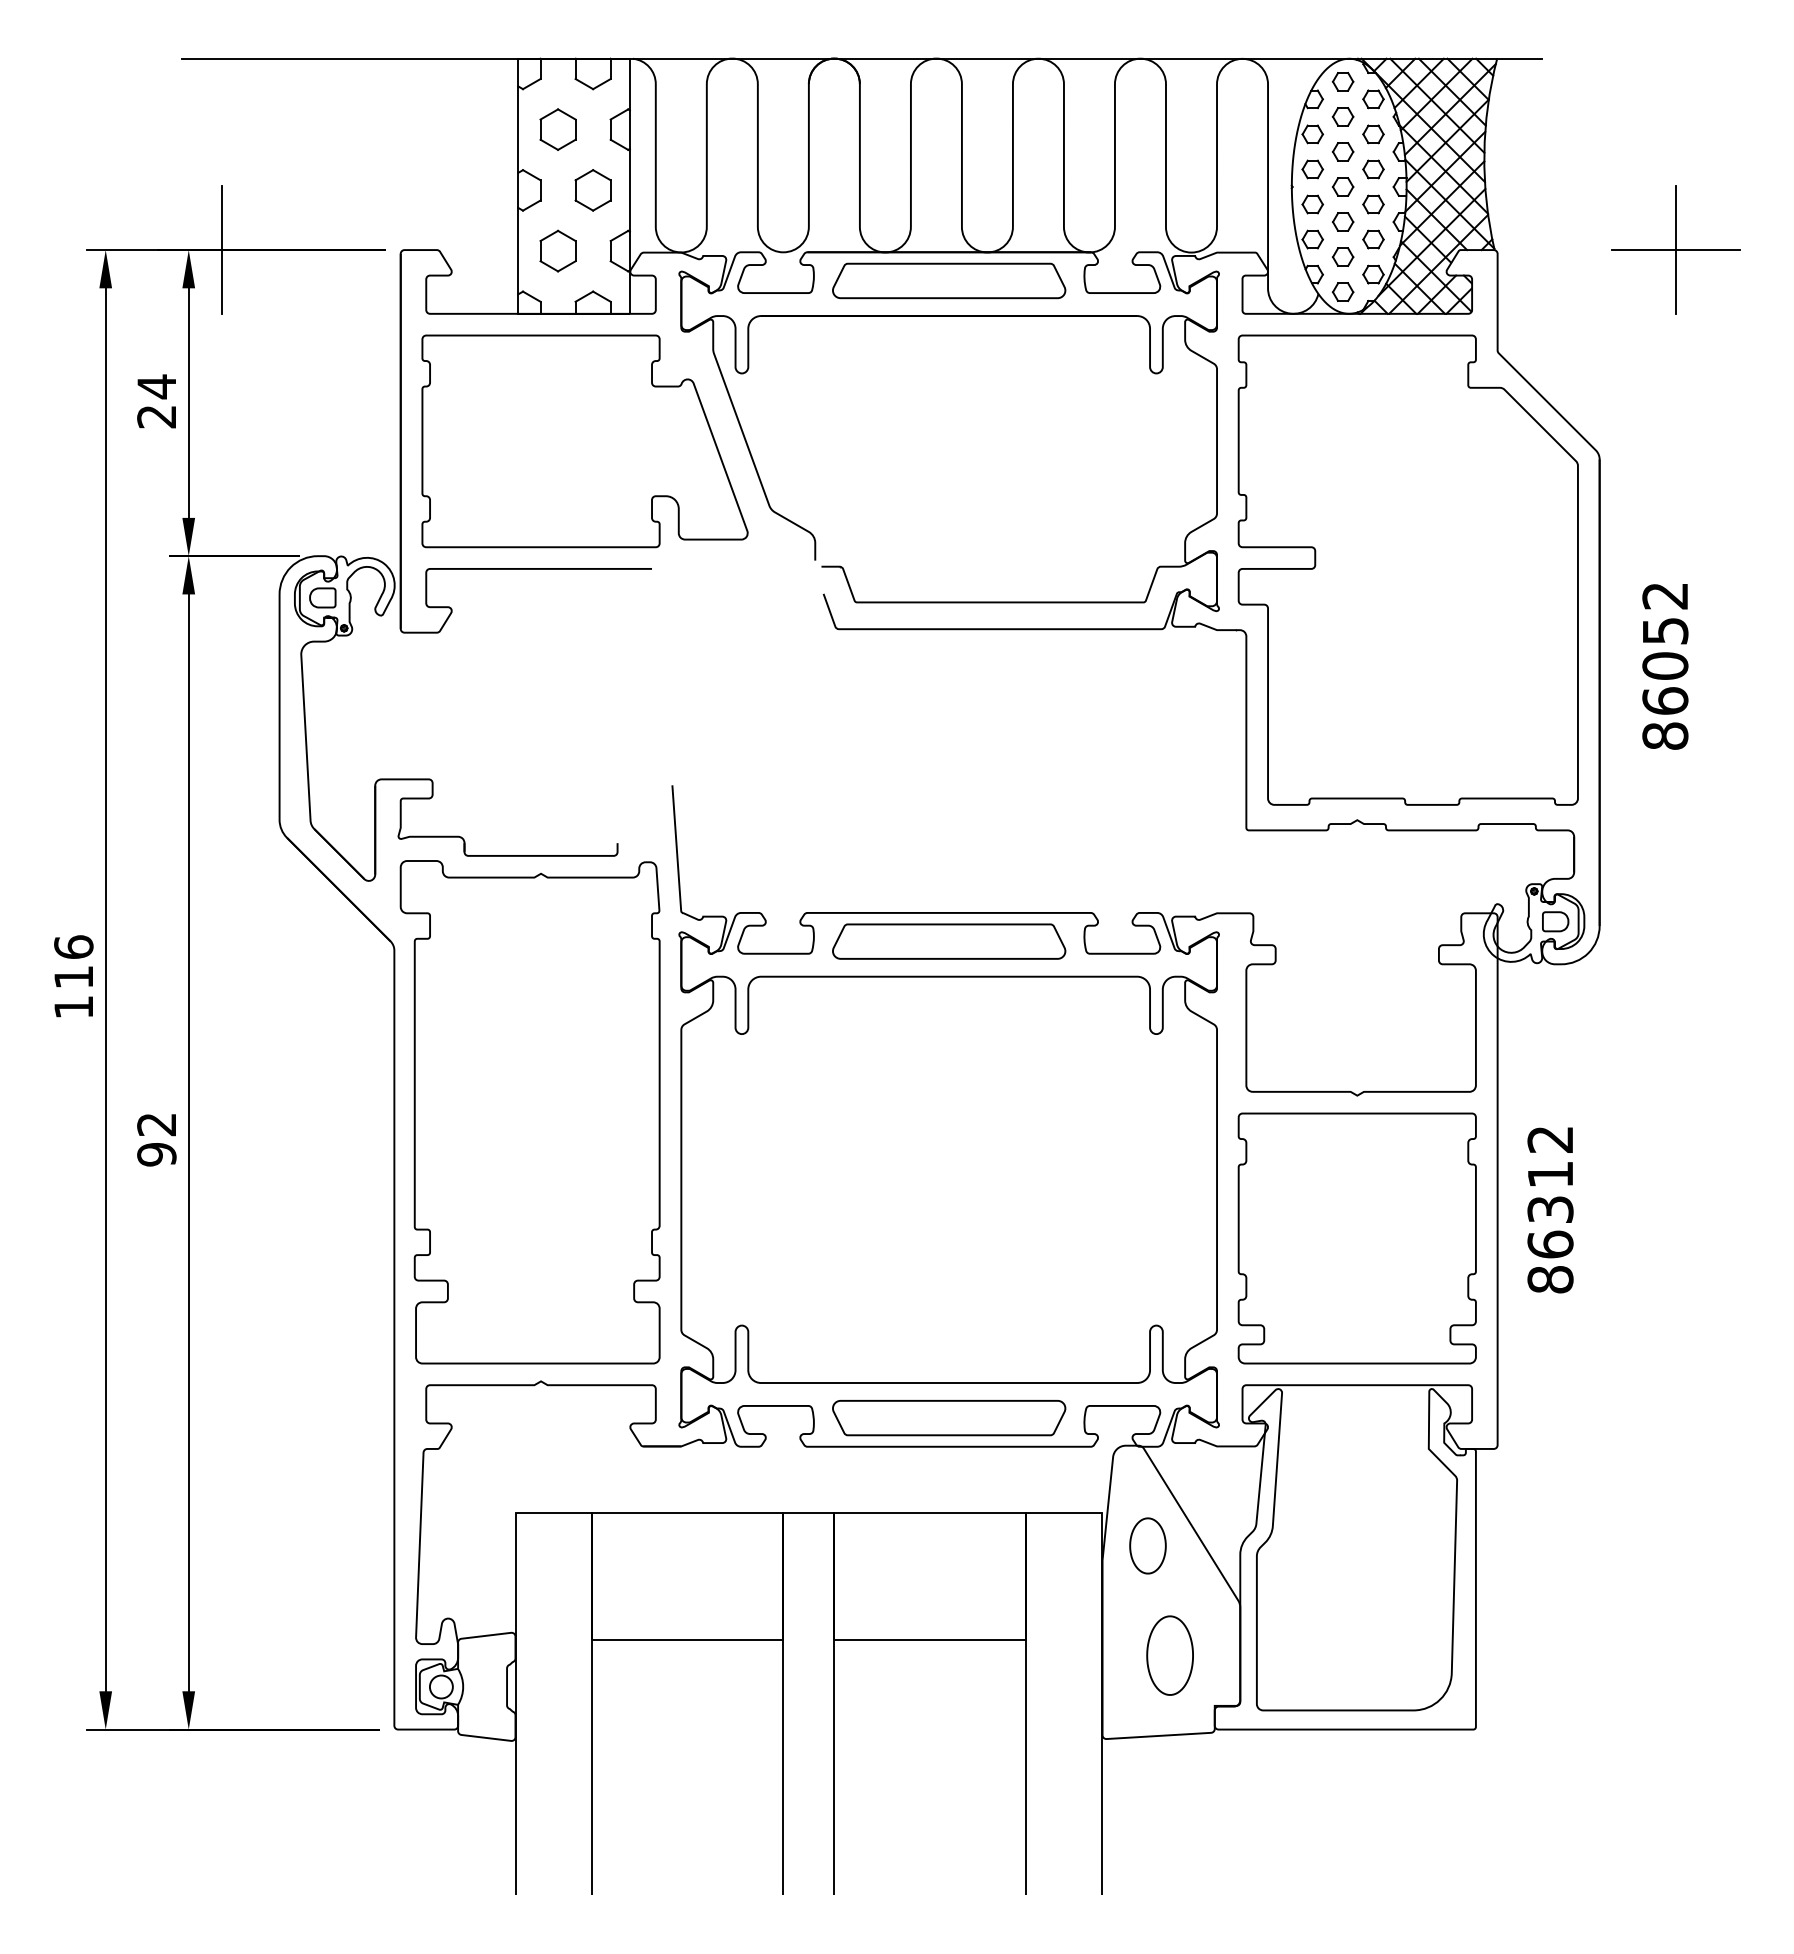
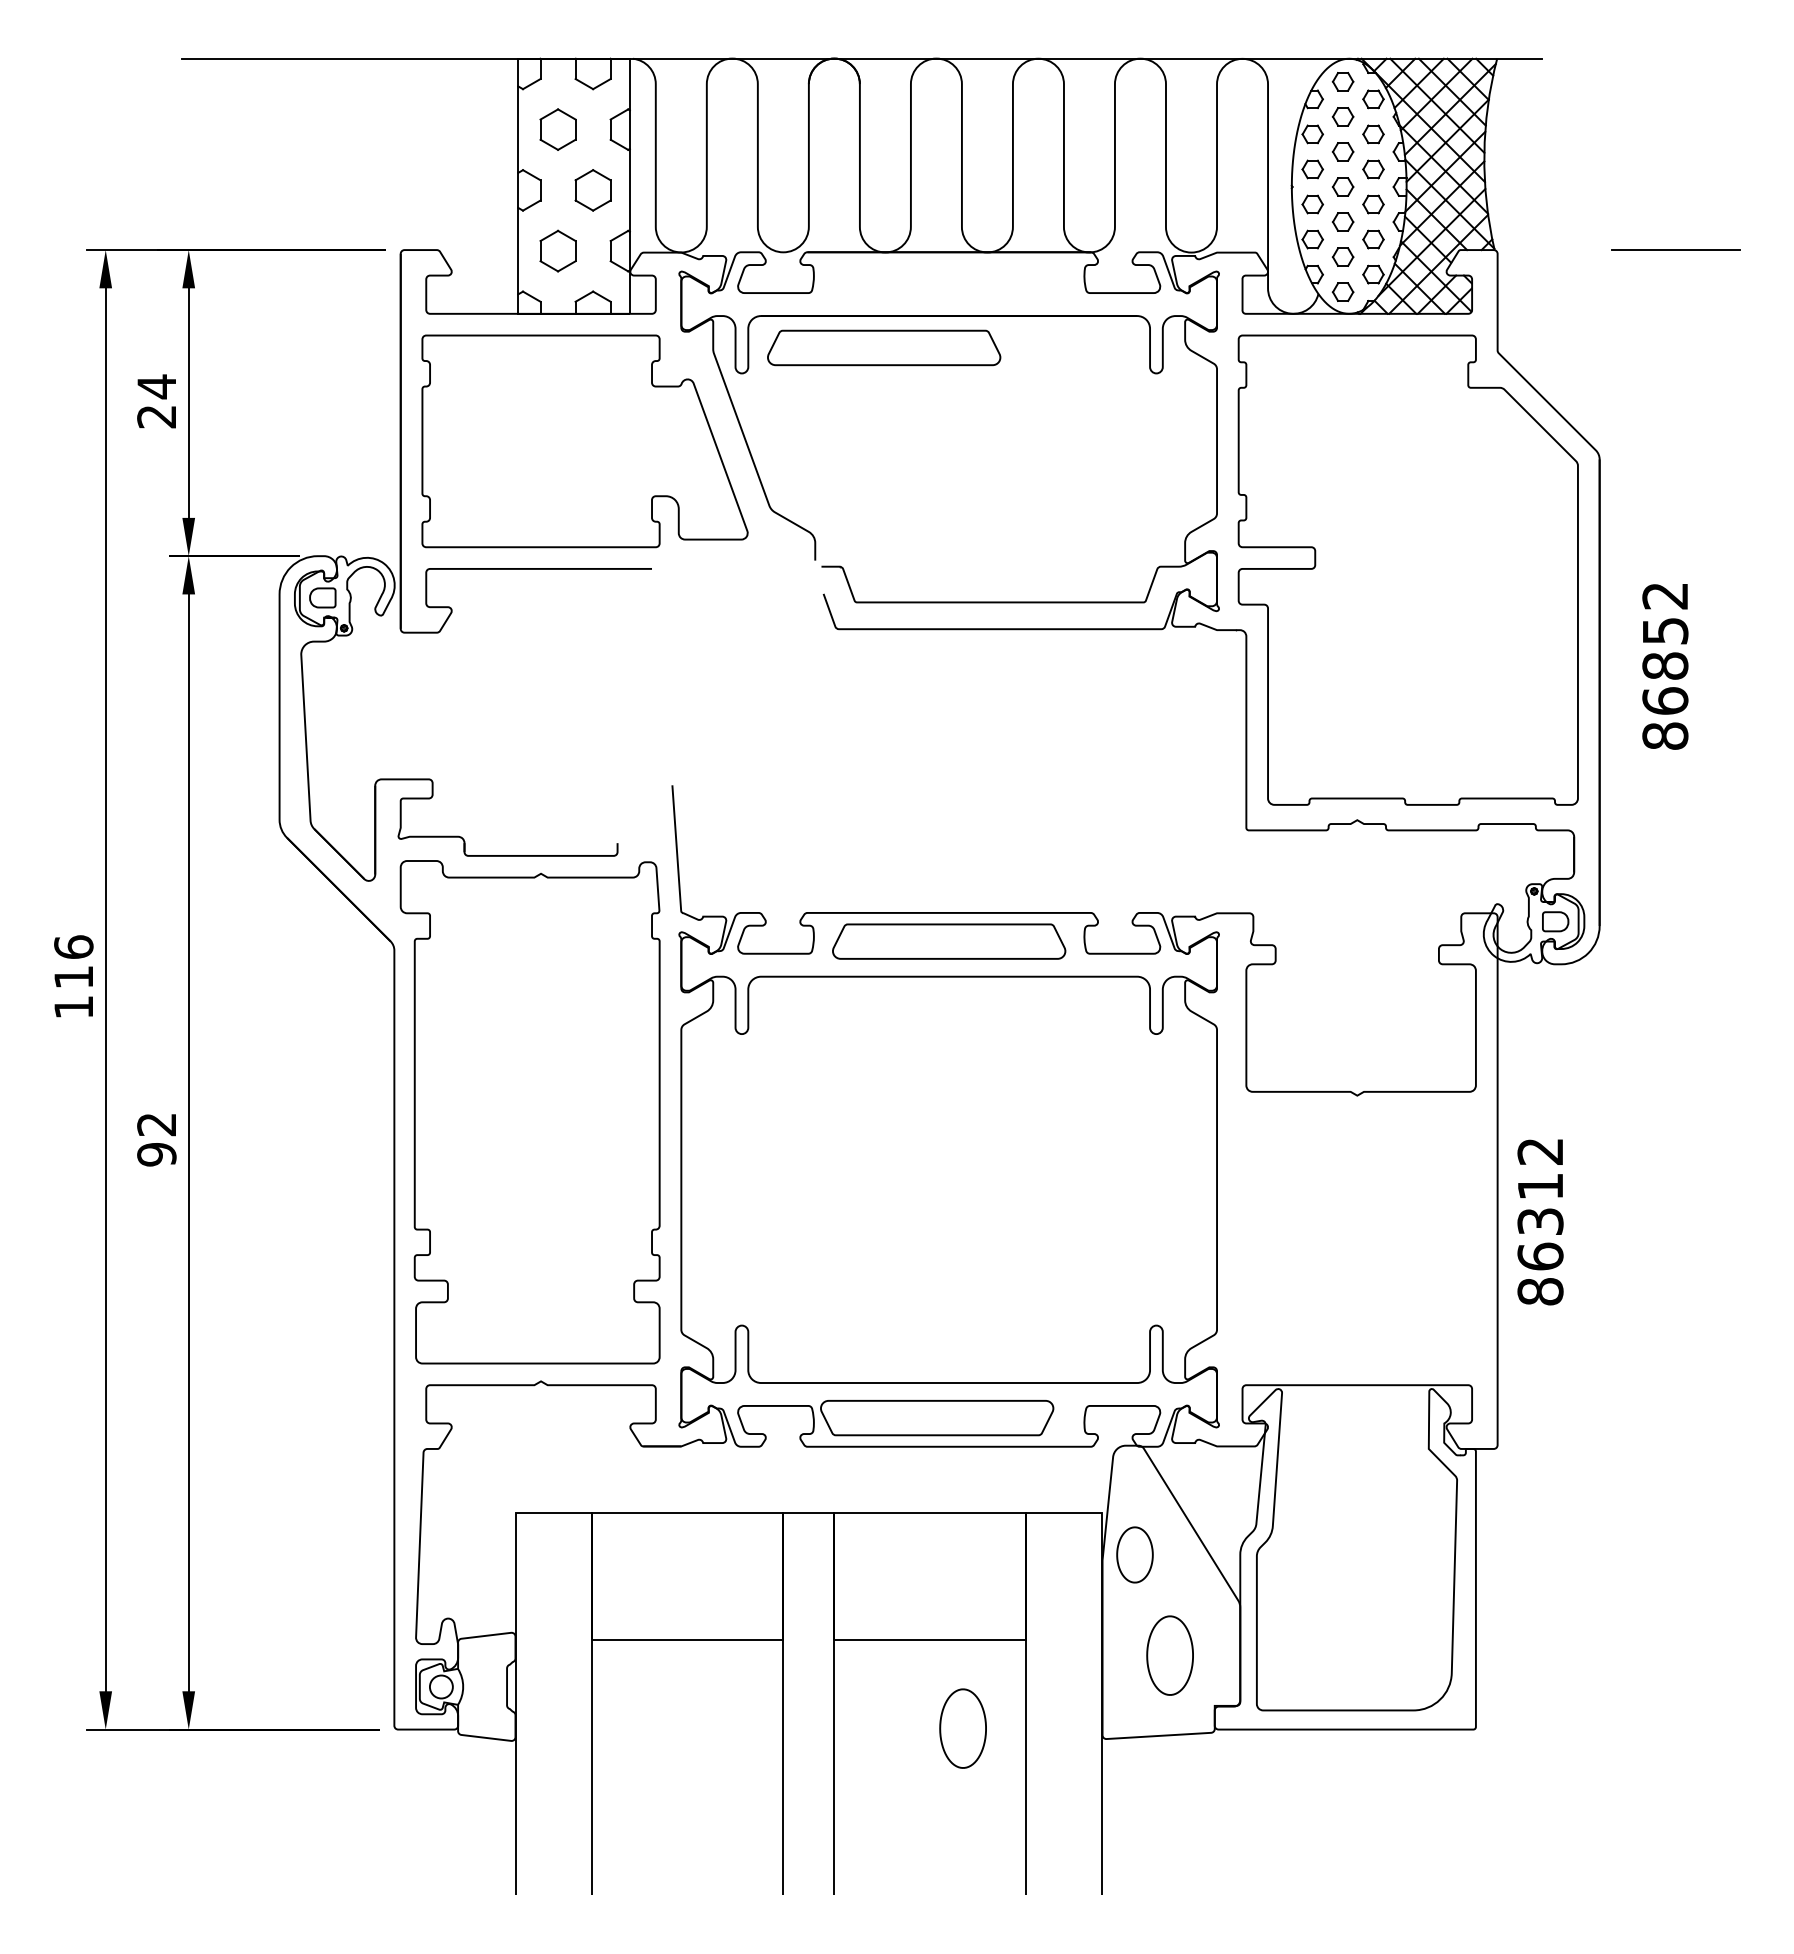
line: present -> none (222, 249)
line: present -> none (1676, 249)
part position: (949, 280) -> (884, 347) (884, 347)
text: 86052 -> 86852 (1665, 665)
text position: (1550, 1210) -> (1540, 1222) (1540, 1222)
part: present -> none (1356, 1238)
part position: (949, 1418) -> (937, 1418) (937, 1418)
part position: (1147, 1545) -> (1134, 1554) (1134, 1554)
part: none -> present (962, 1728)
